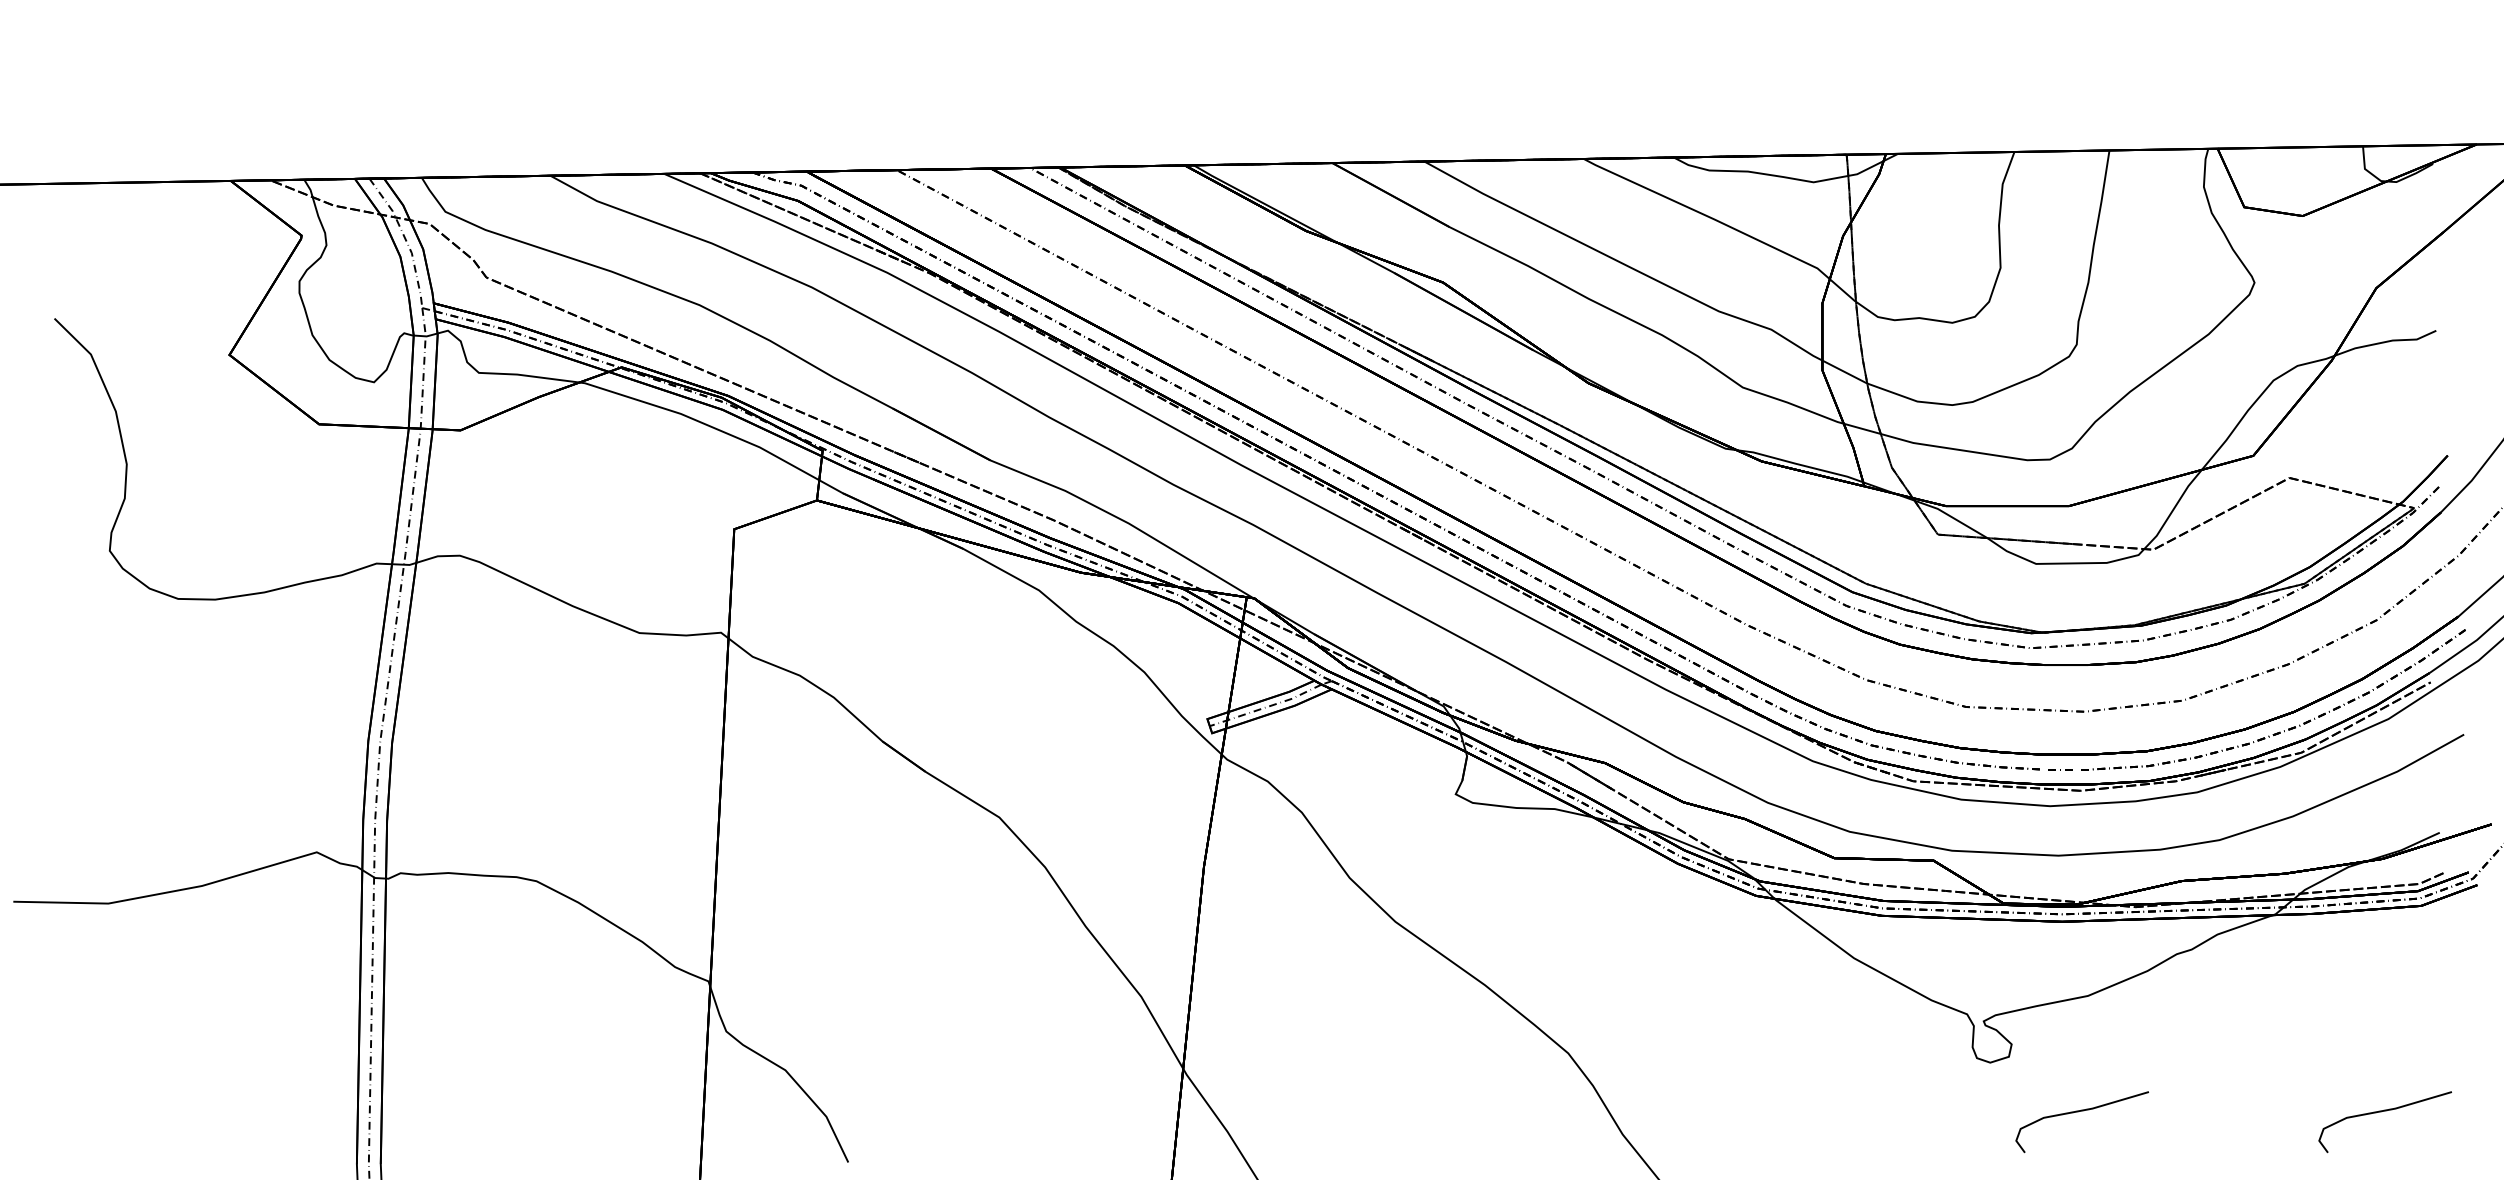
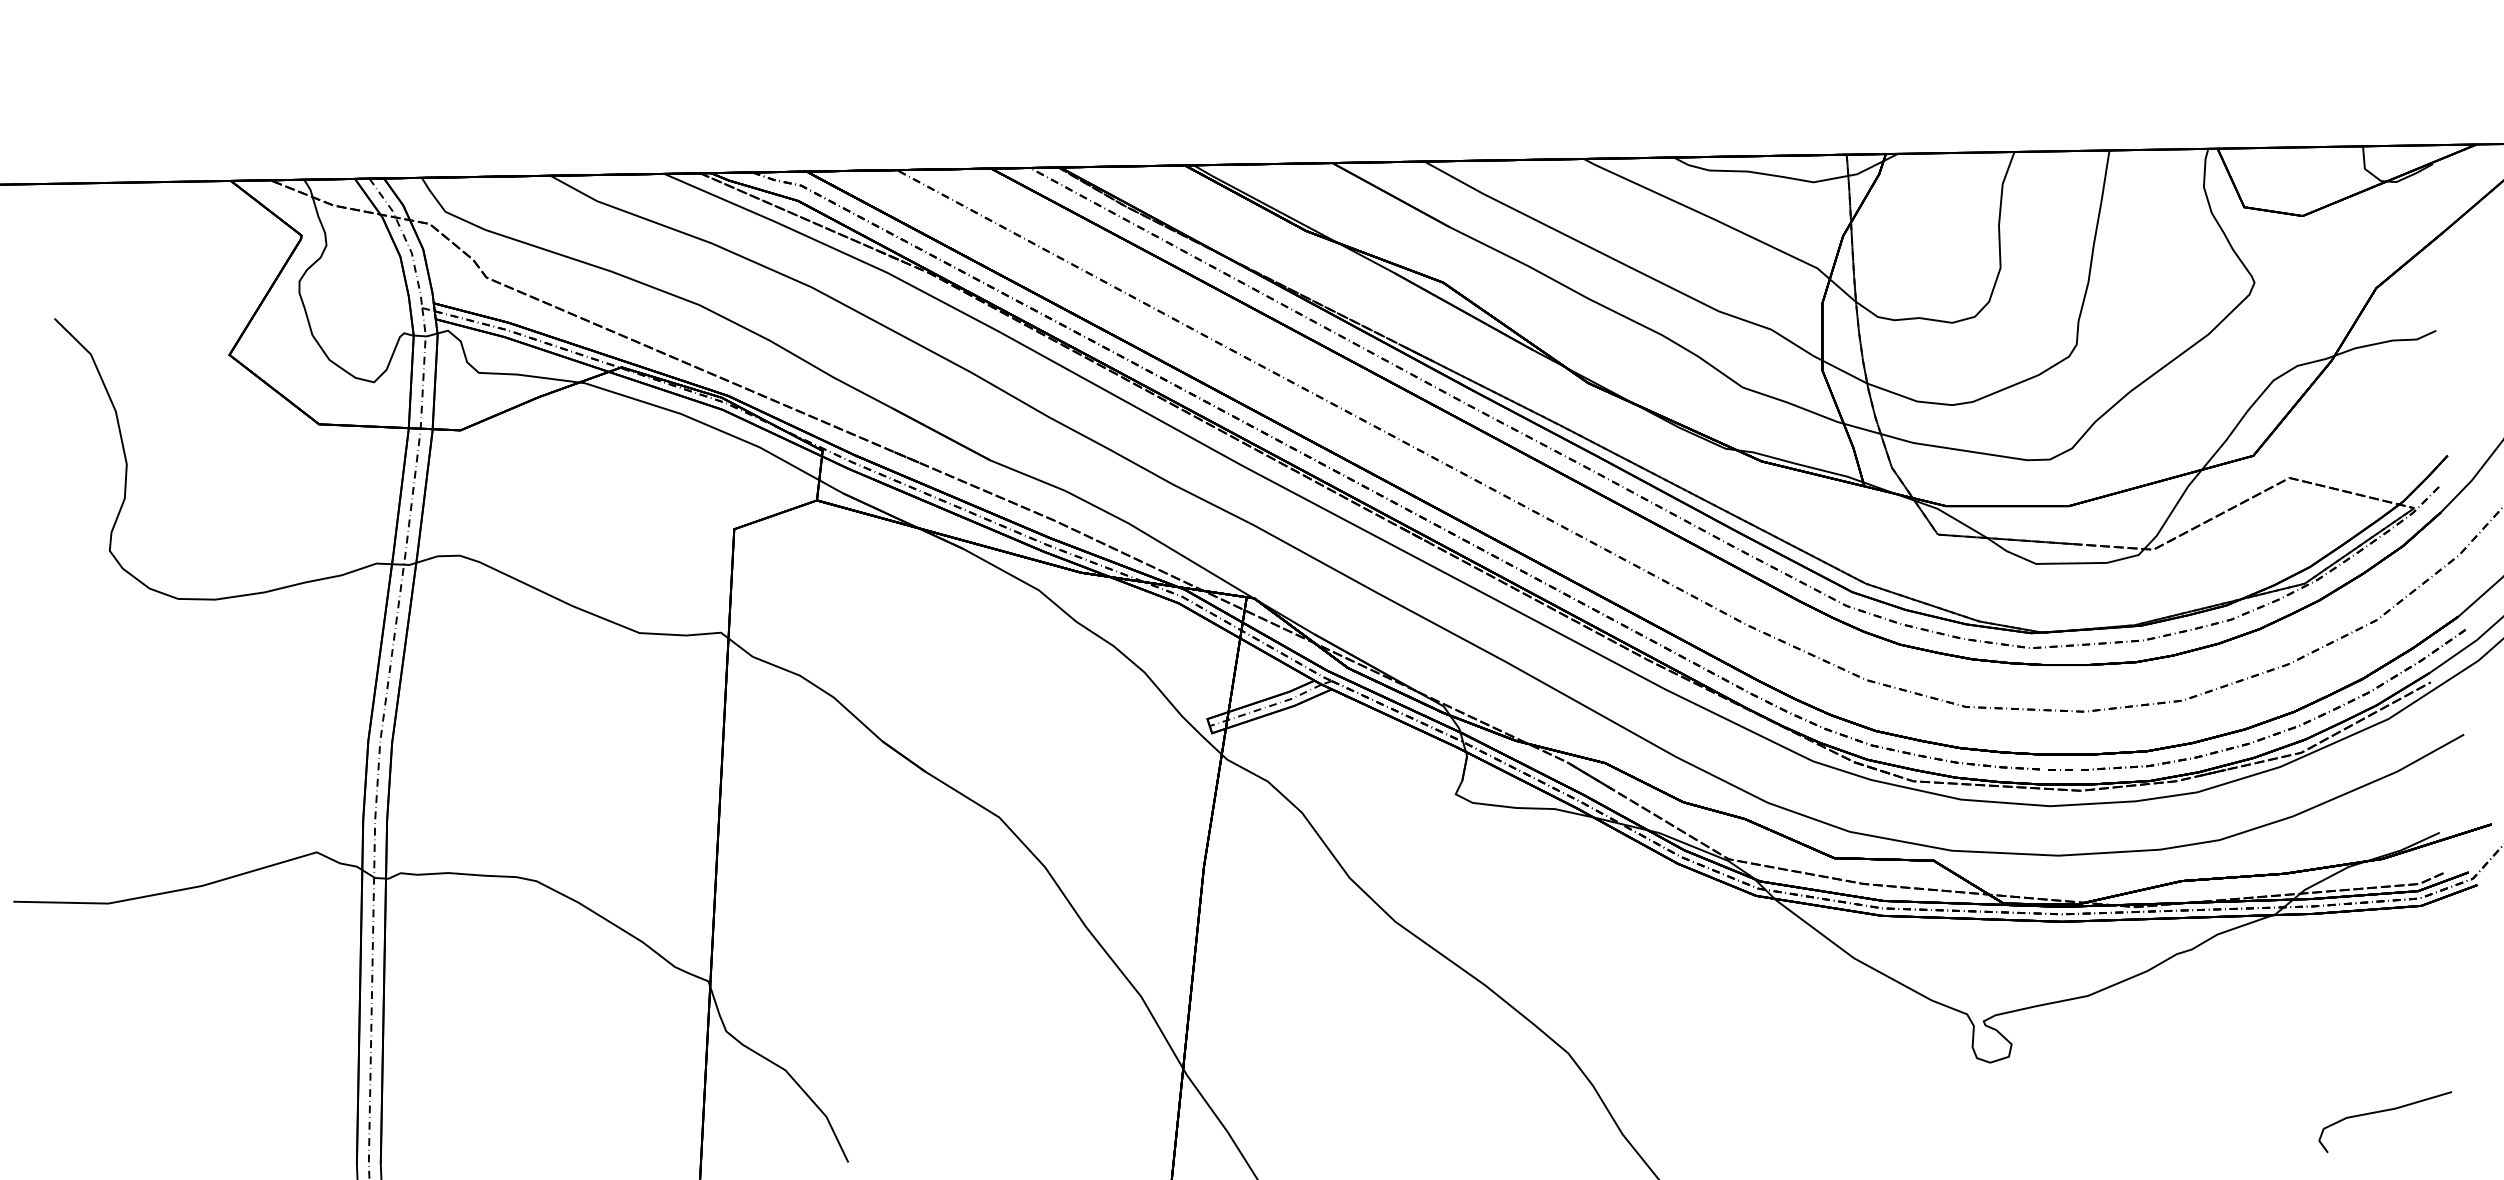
curve: present -> none (2078, 1112)
